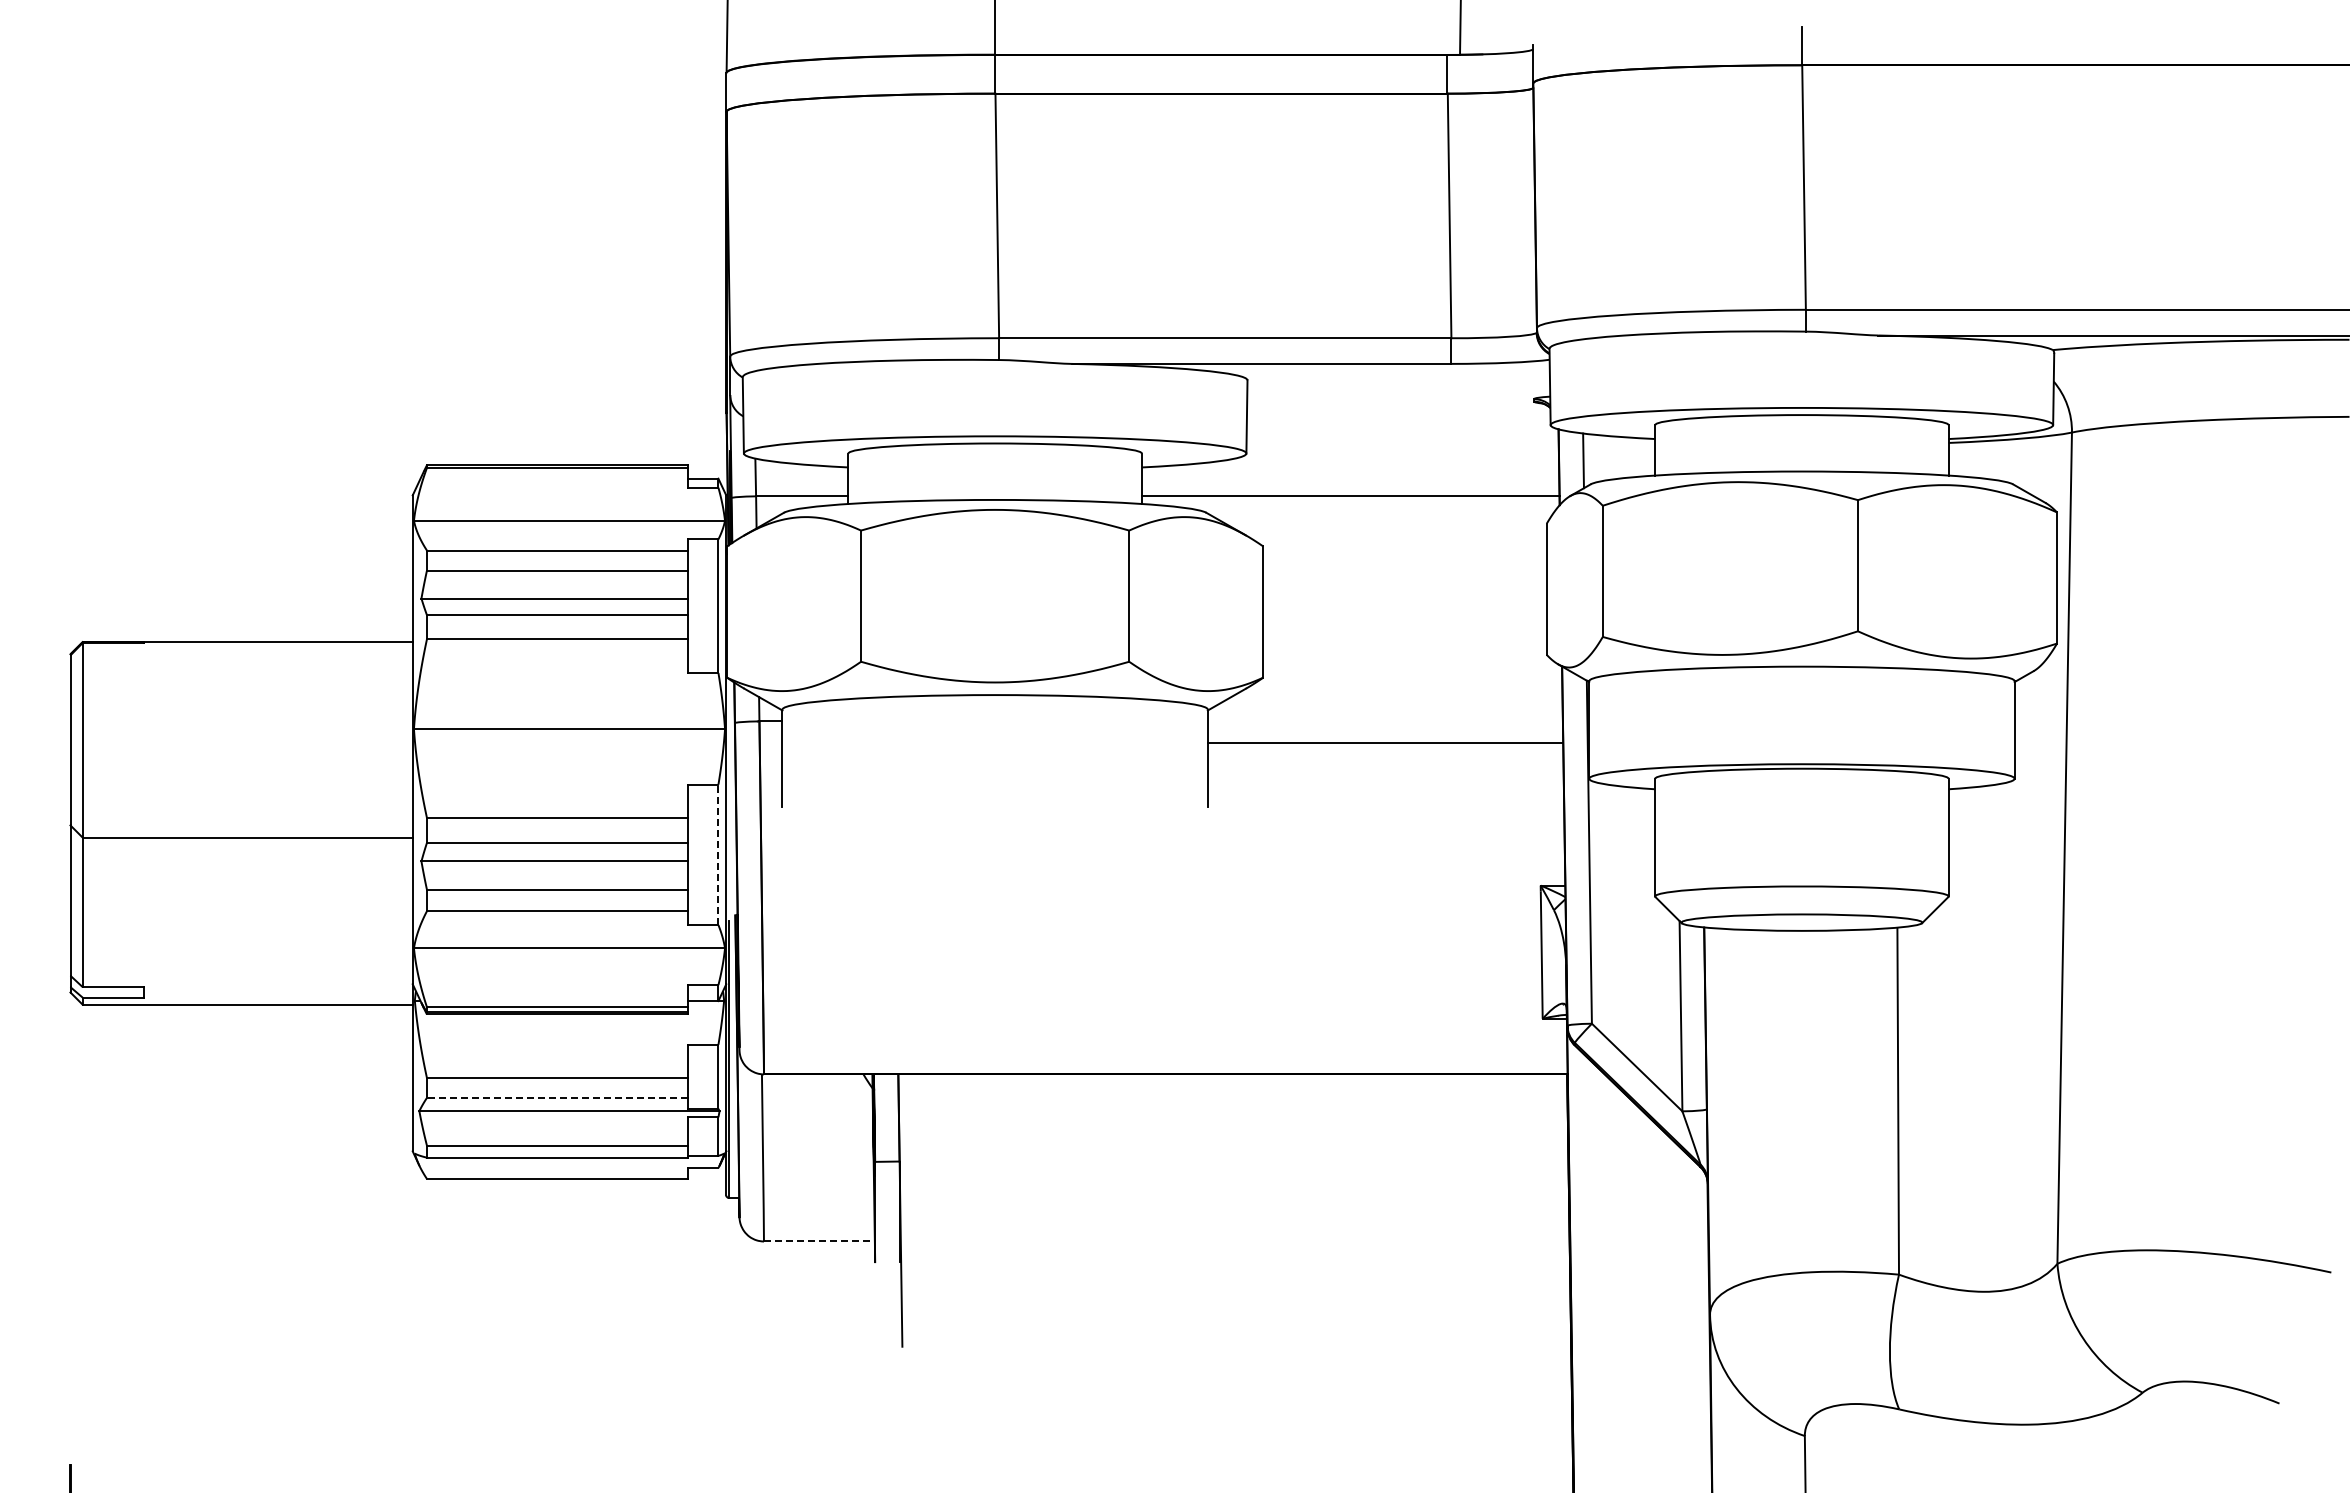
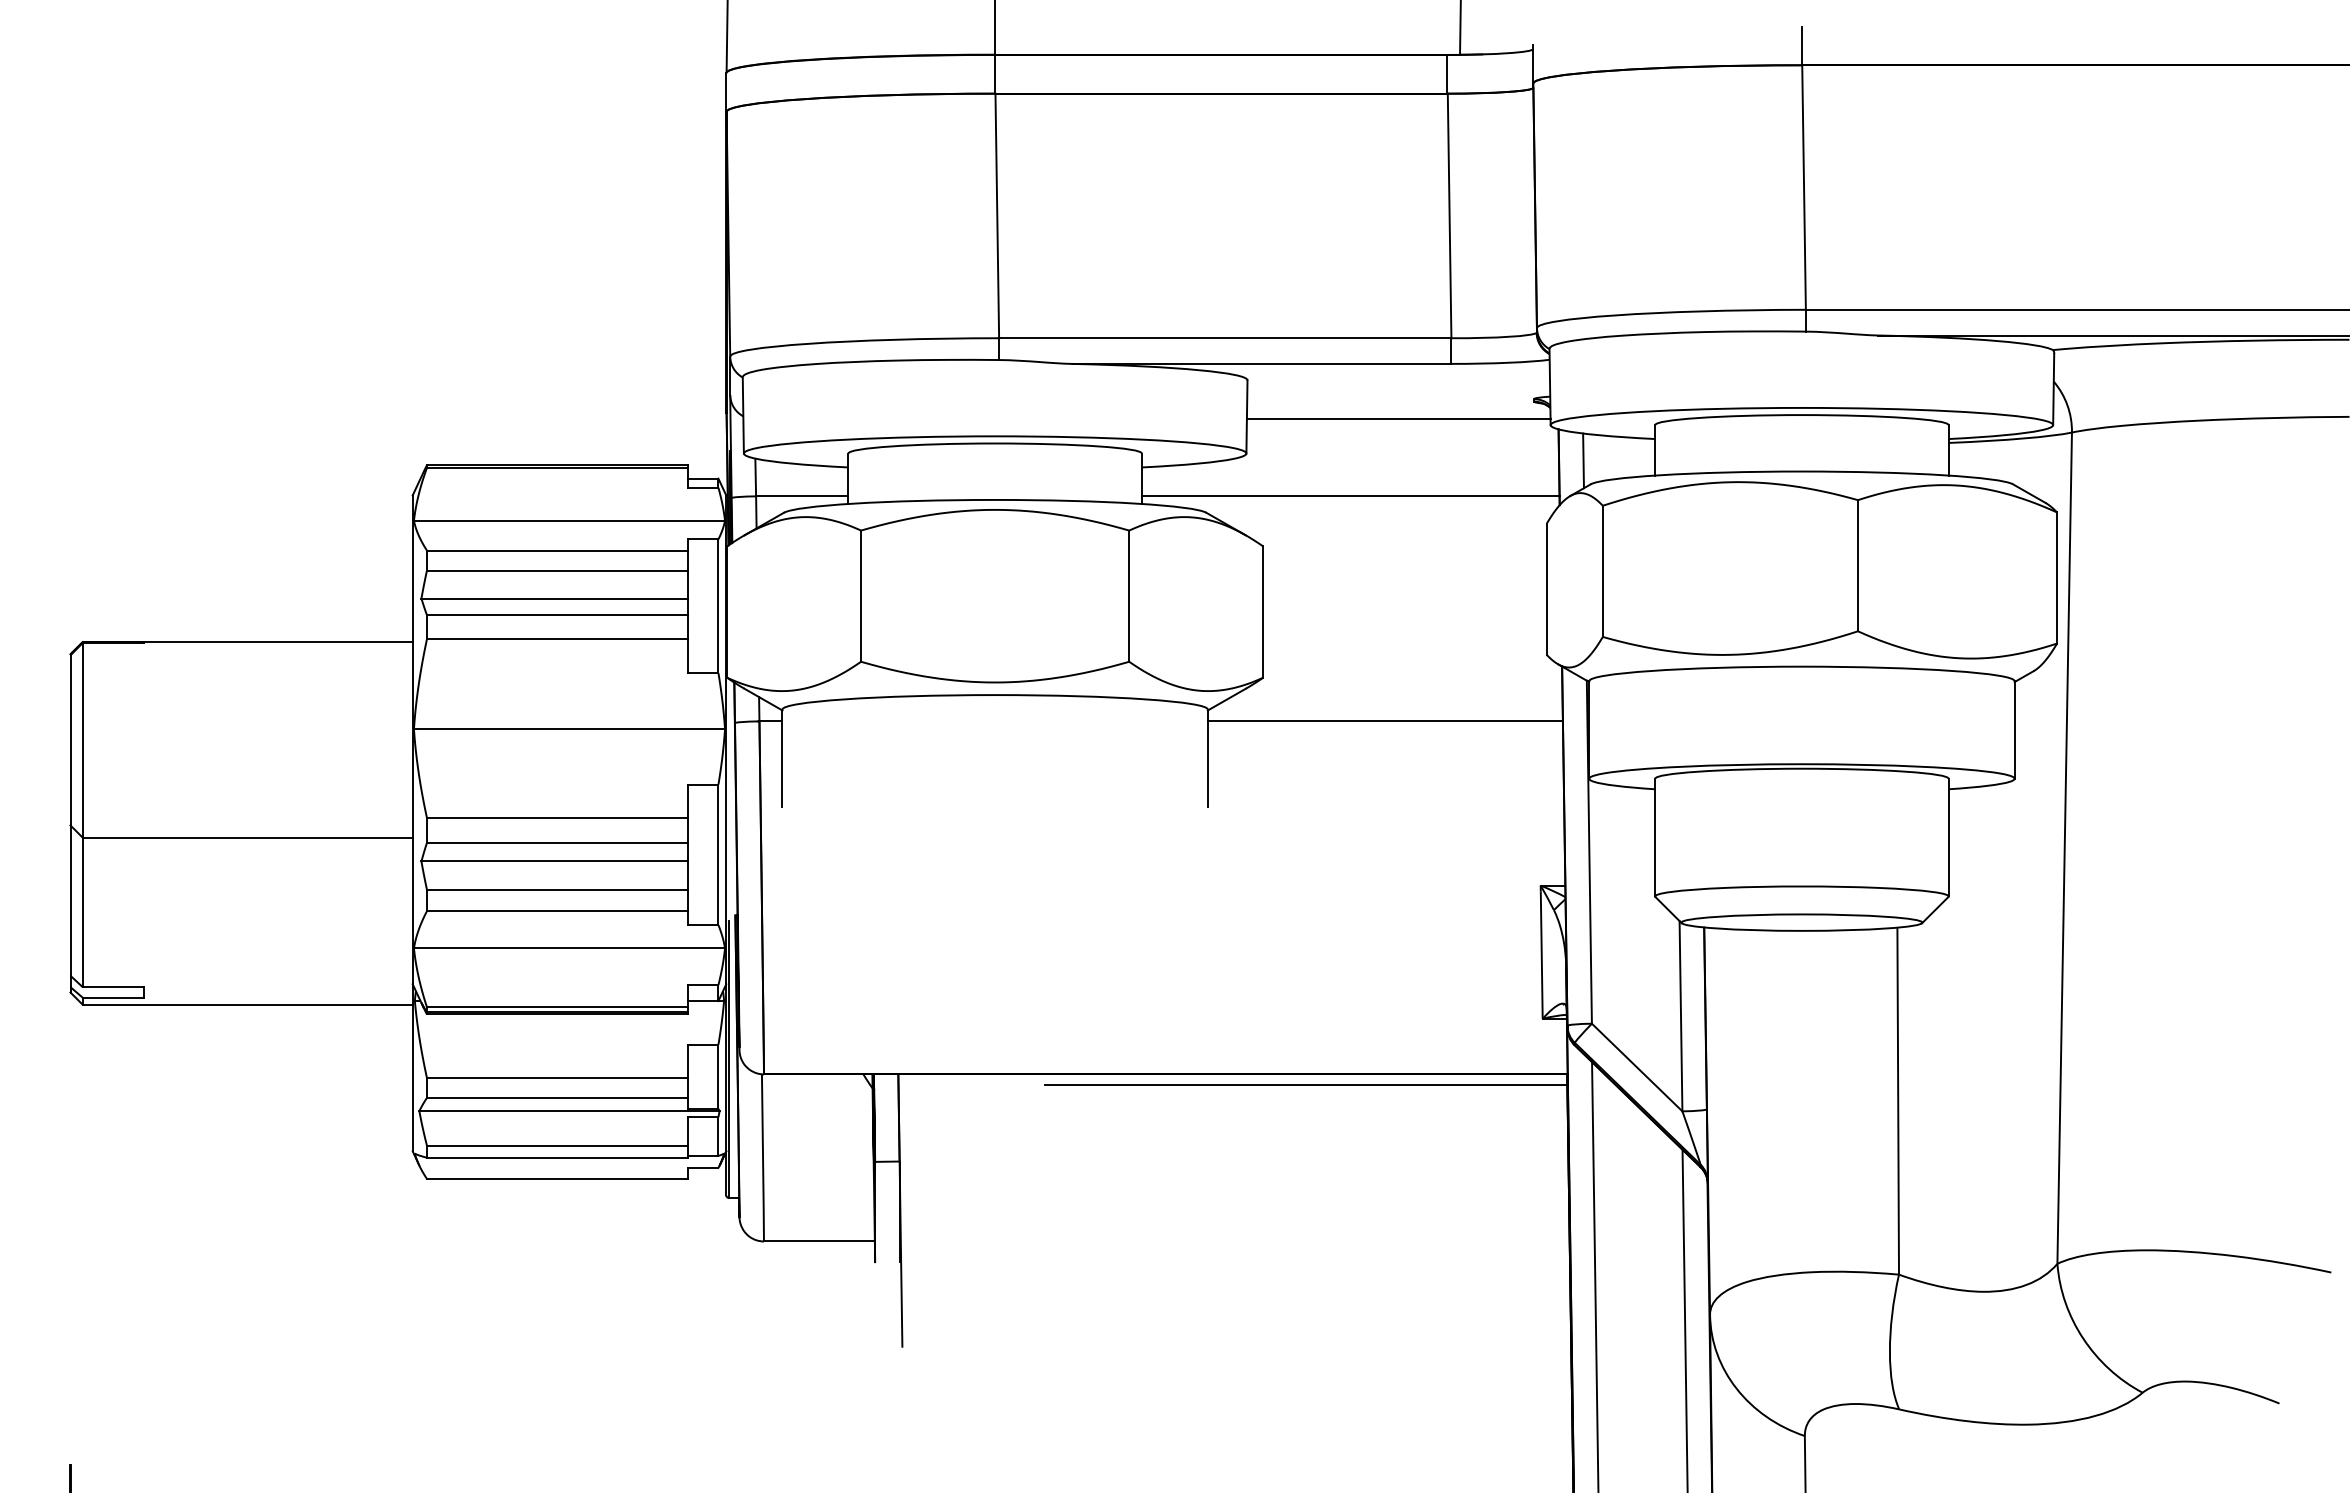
line: none -> present (1398, 419)
line position: (1384, 743) -> (1384, 721) (1384, 721)
line: dashed -> solid (718, 854)
line: none -> present (1306, 1085)
line: dashed -> solid (557, 1097)
line: dashed -> solid (819, 1241)
line: none -> present (1595, 1275)
line: none -> present (1684, 1319)
